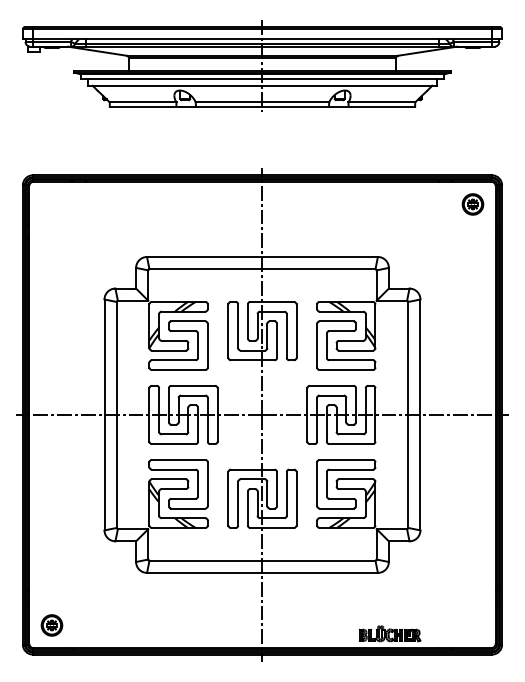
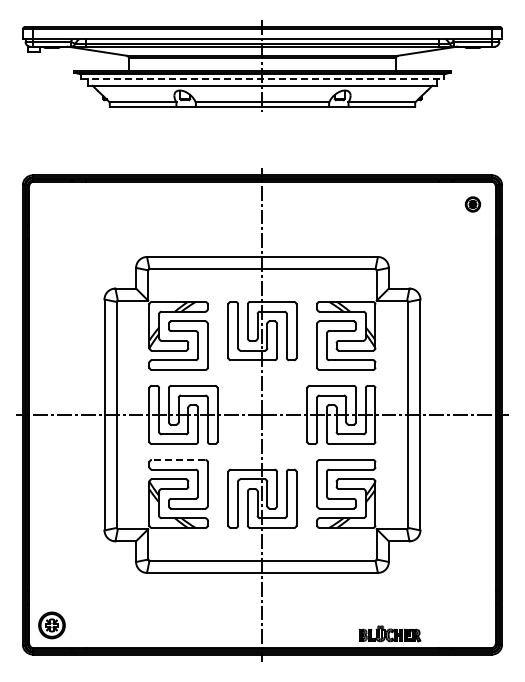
line: solid -> dashed (263, 79)
part size: 24x23 px -> 18x17 px (472, 204)
line: solid -> dashed (178, 459)
part size: 24x23 px -> 28x29 px (51, 625)
